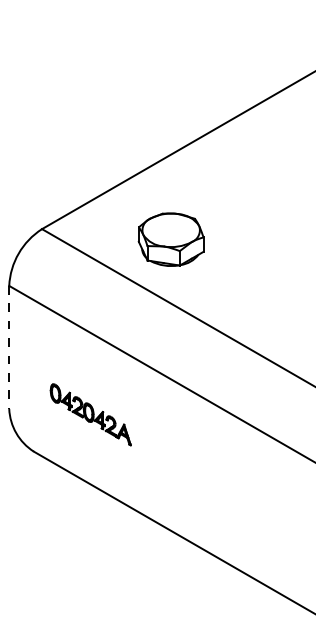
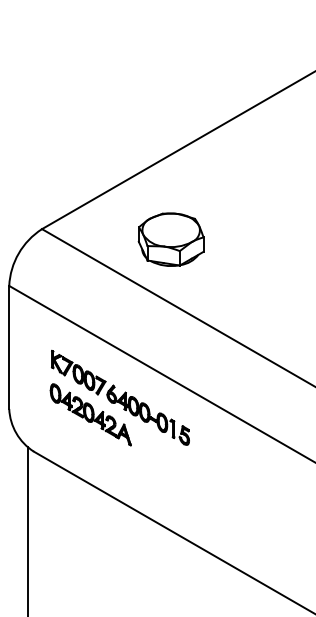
line: dashed -> solid (9, 347)
part: none -> present (120, 397)
line: none -> present (27, 530)
